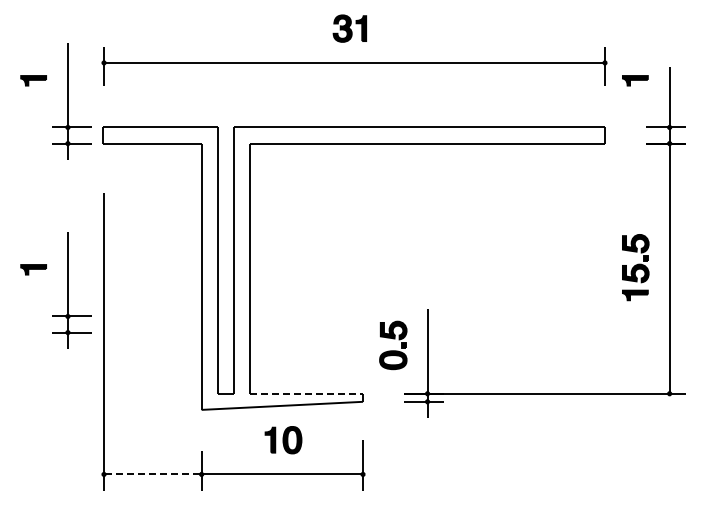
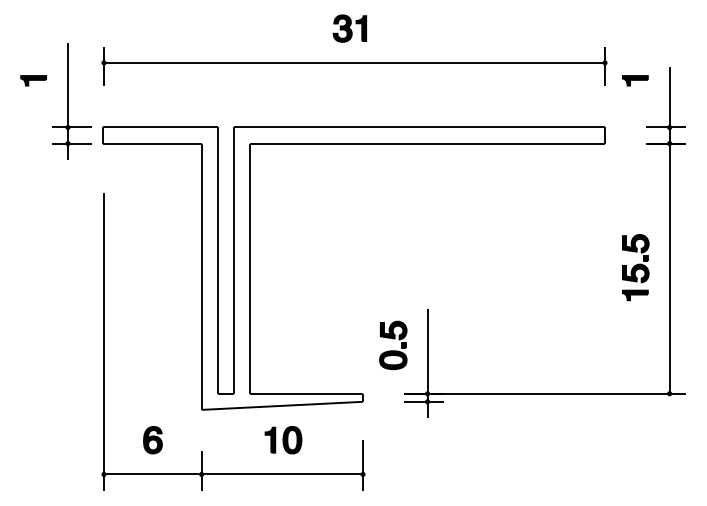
part: present -> none (67, 290)
line: dashed -> solid (307, 393)
part: none -> present (152, 440)
line: dashed -> solid (153, 474)
